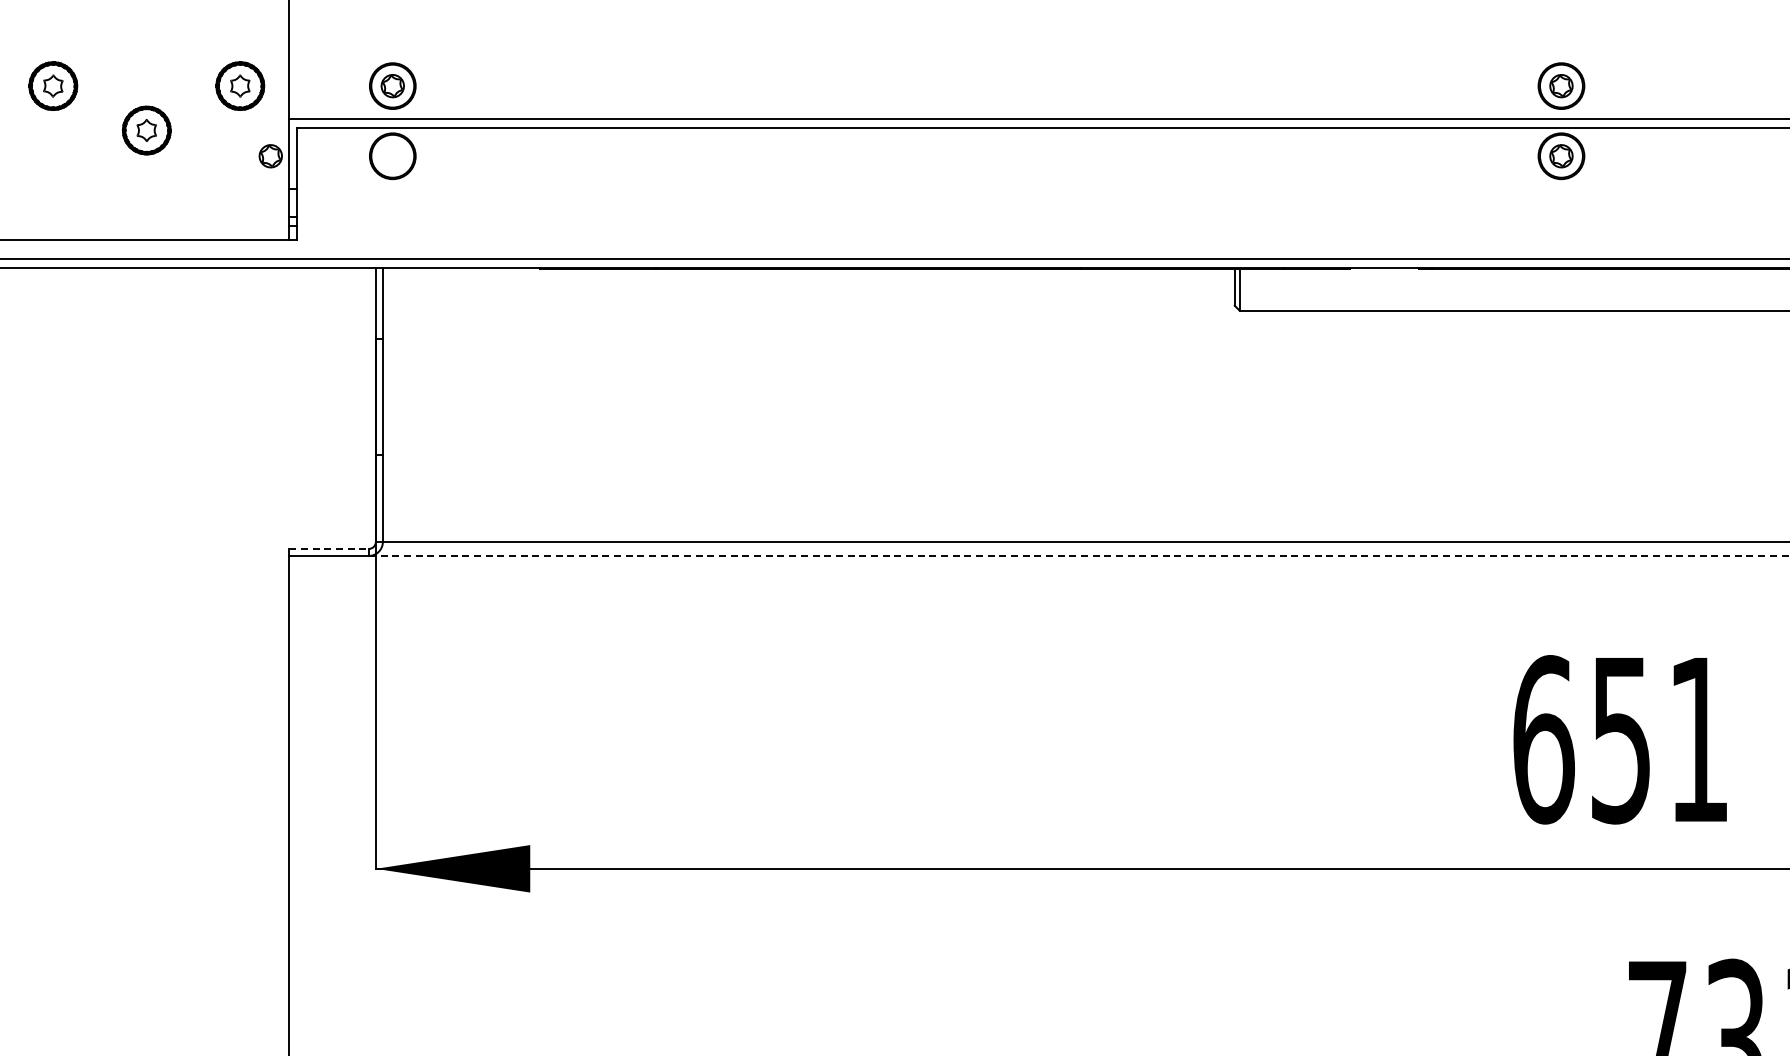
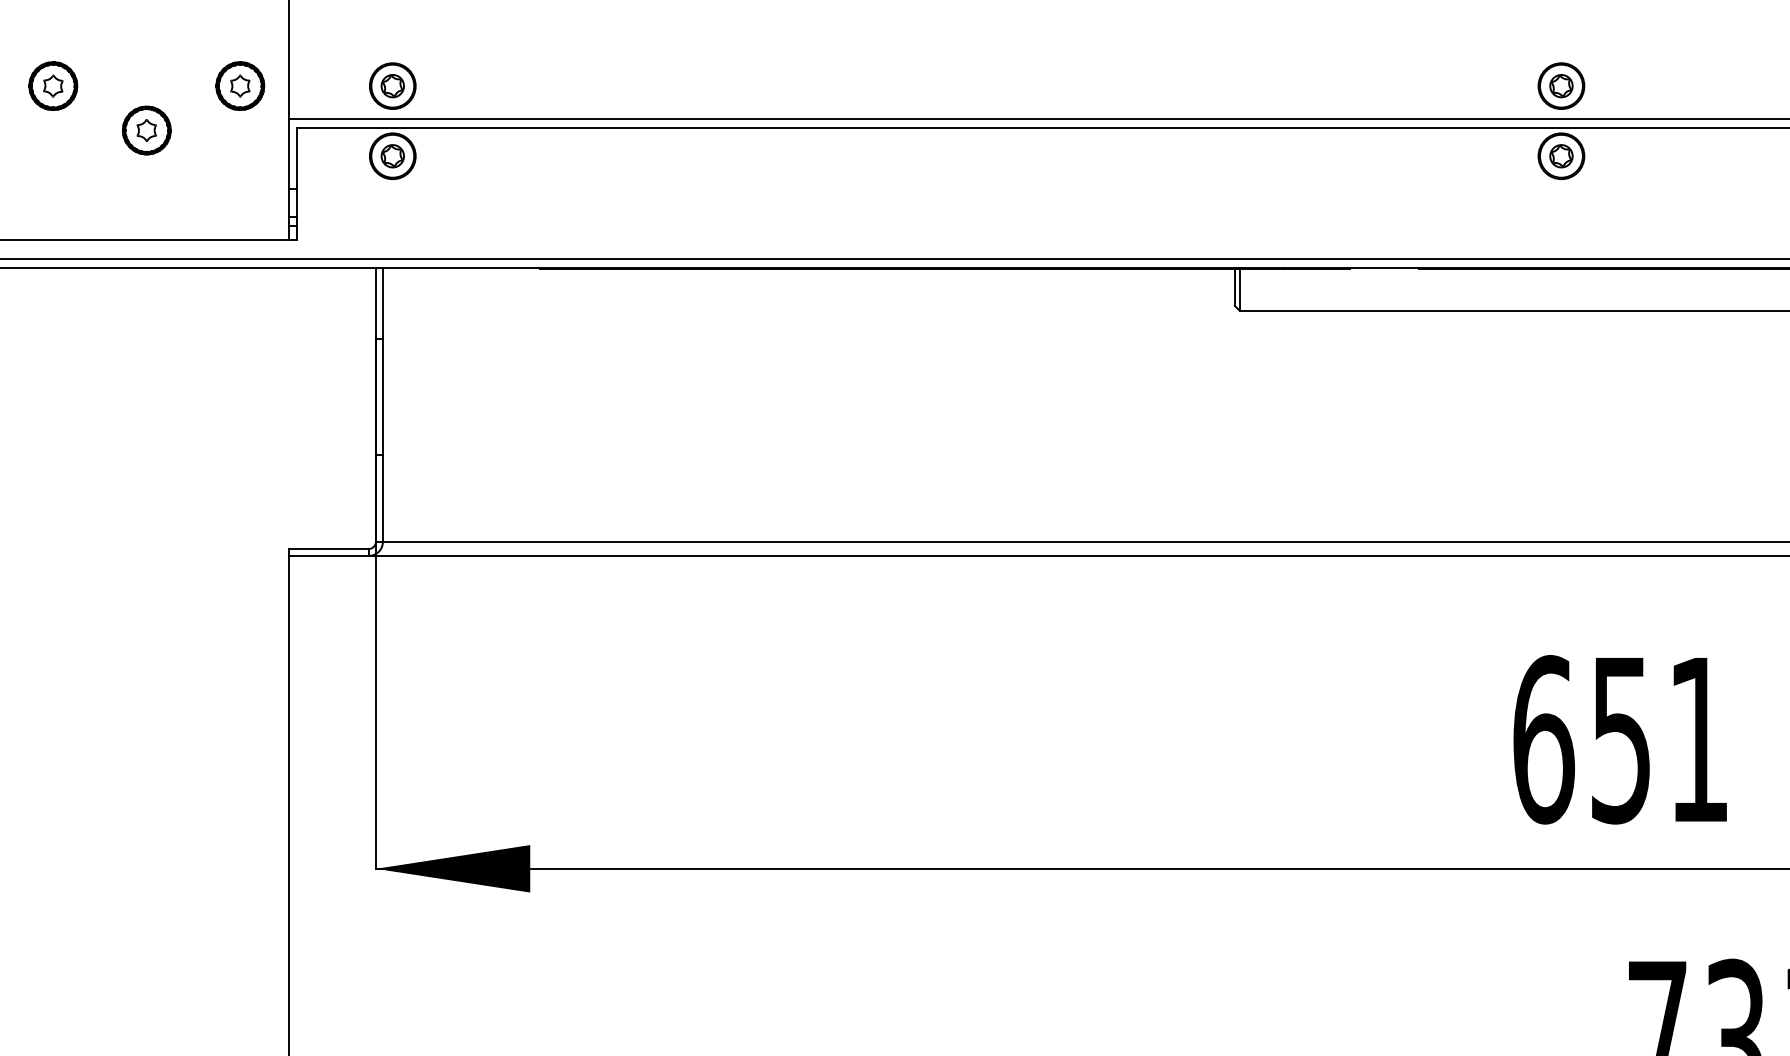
part position: (270, 156) -> (392, 156) (392, 156)
line: dashed -> solid (329, 548)
line: dashed -> solid (1079, 555)
